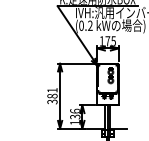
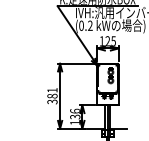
text: 175 -> 125 (107, 41)
